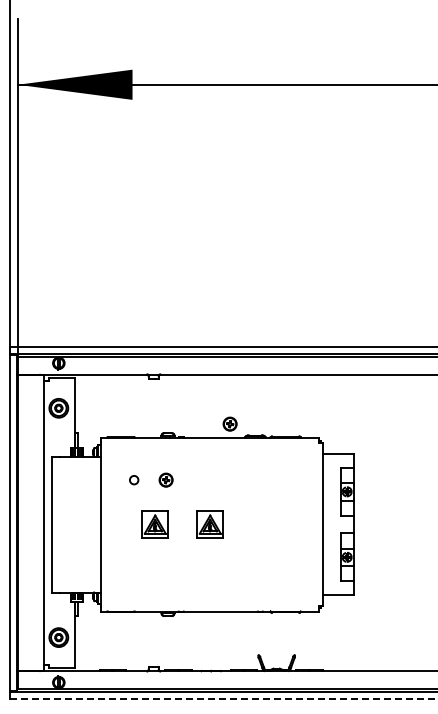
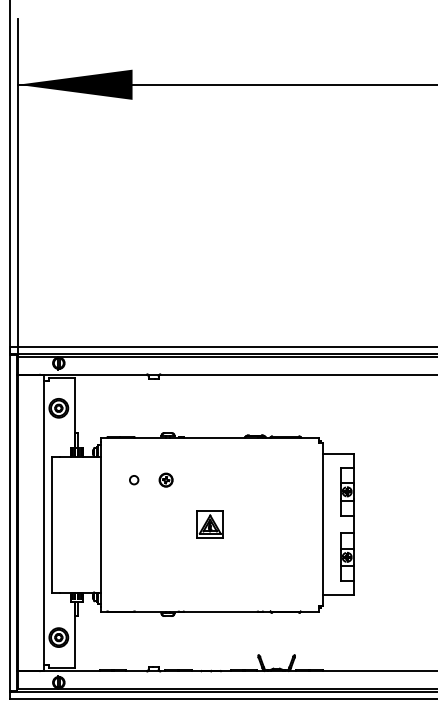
part: present -> none (229, 423)
part: present -> none (154, 524)
line: dashed -> solid (223, 699)
